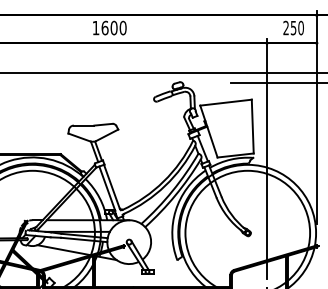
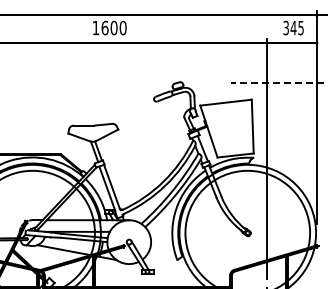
text: 250 -> 345 (293, 27)
line: present -> none (163, 73)
line: solid -> dashed (278, 83)
